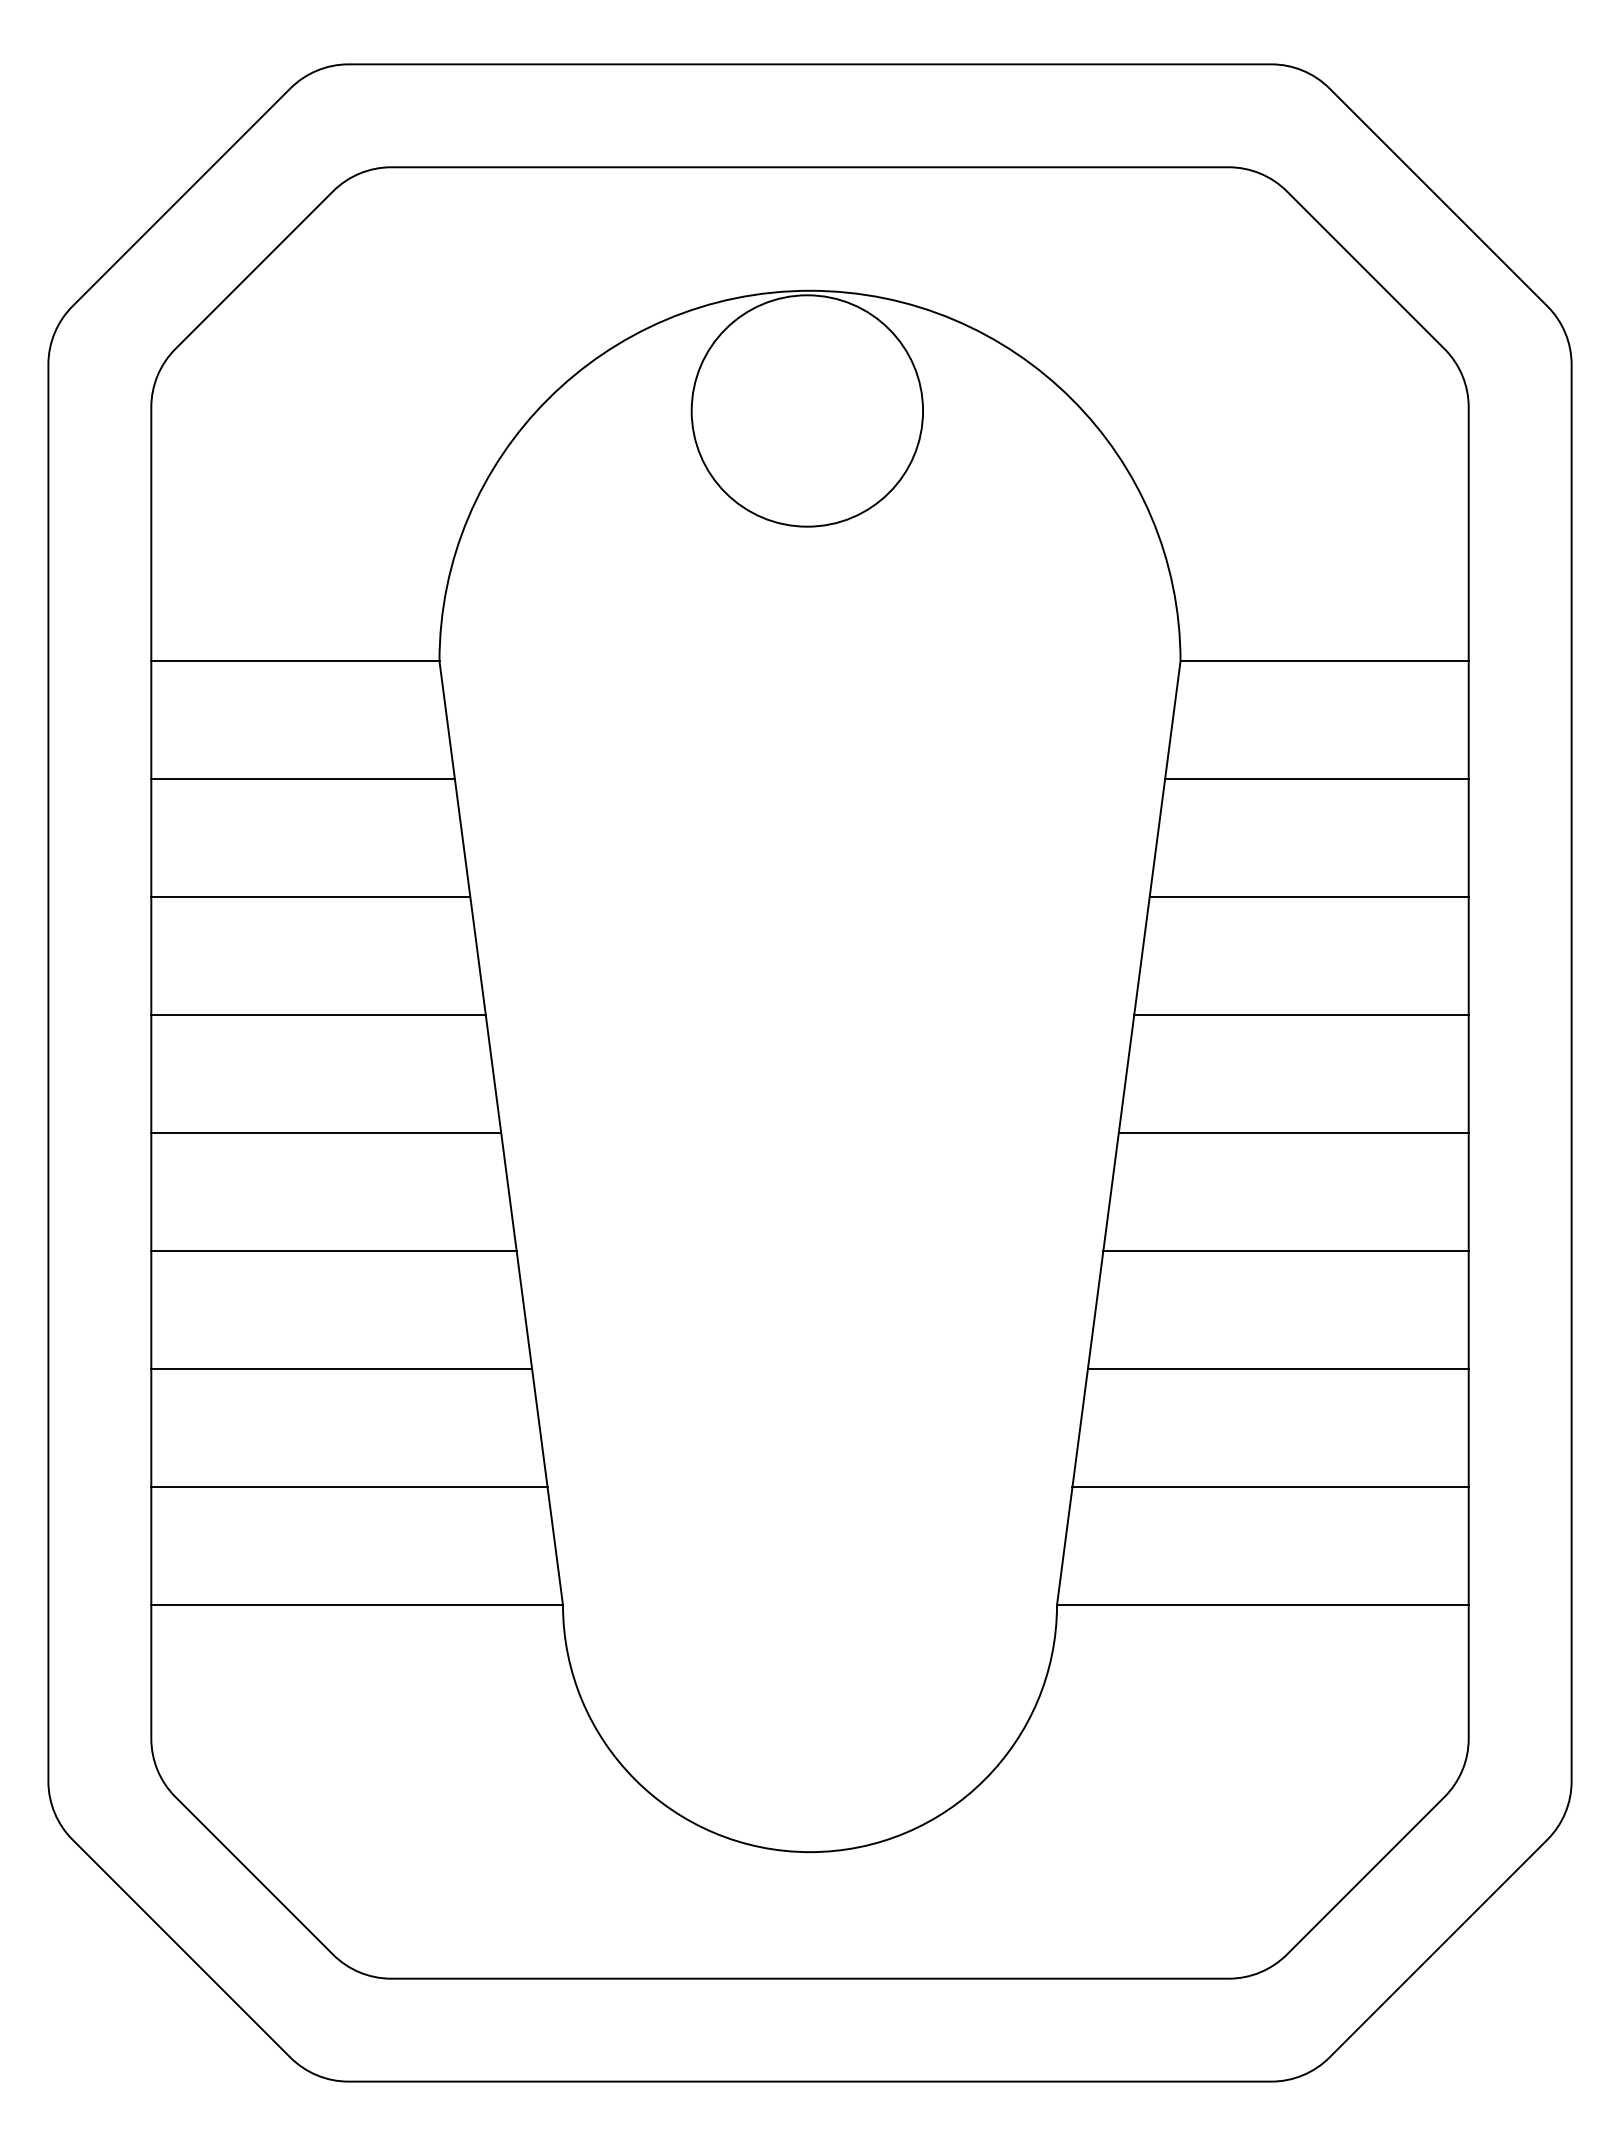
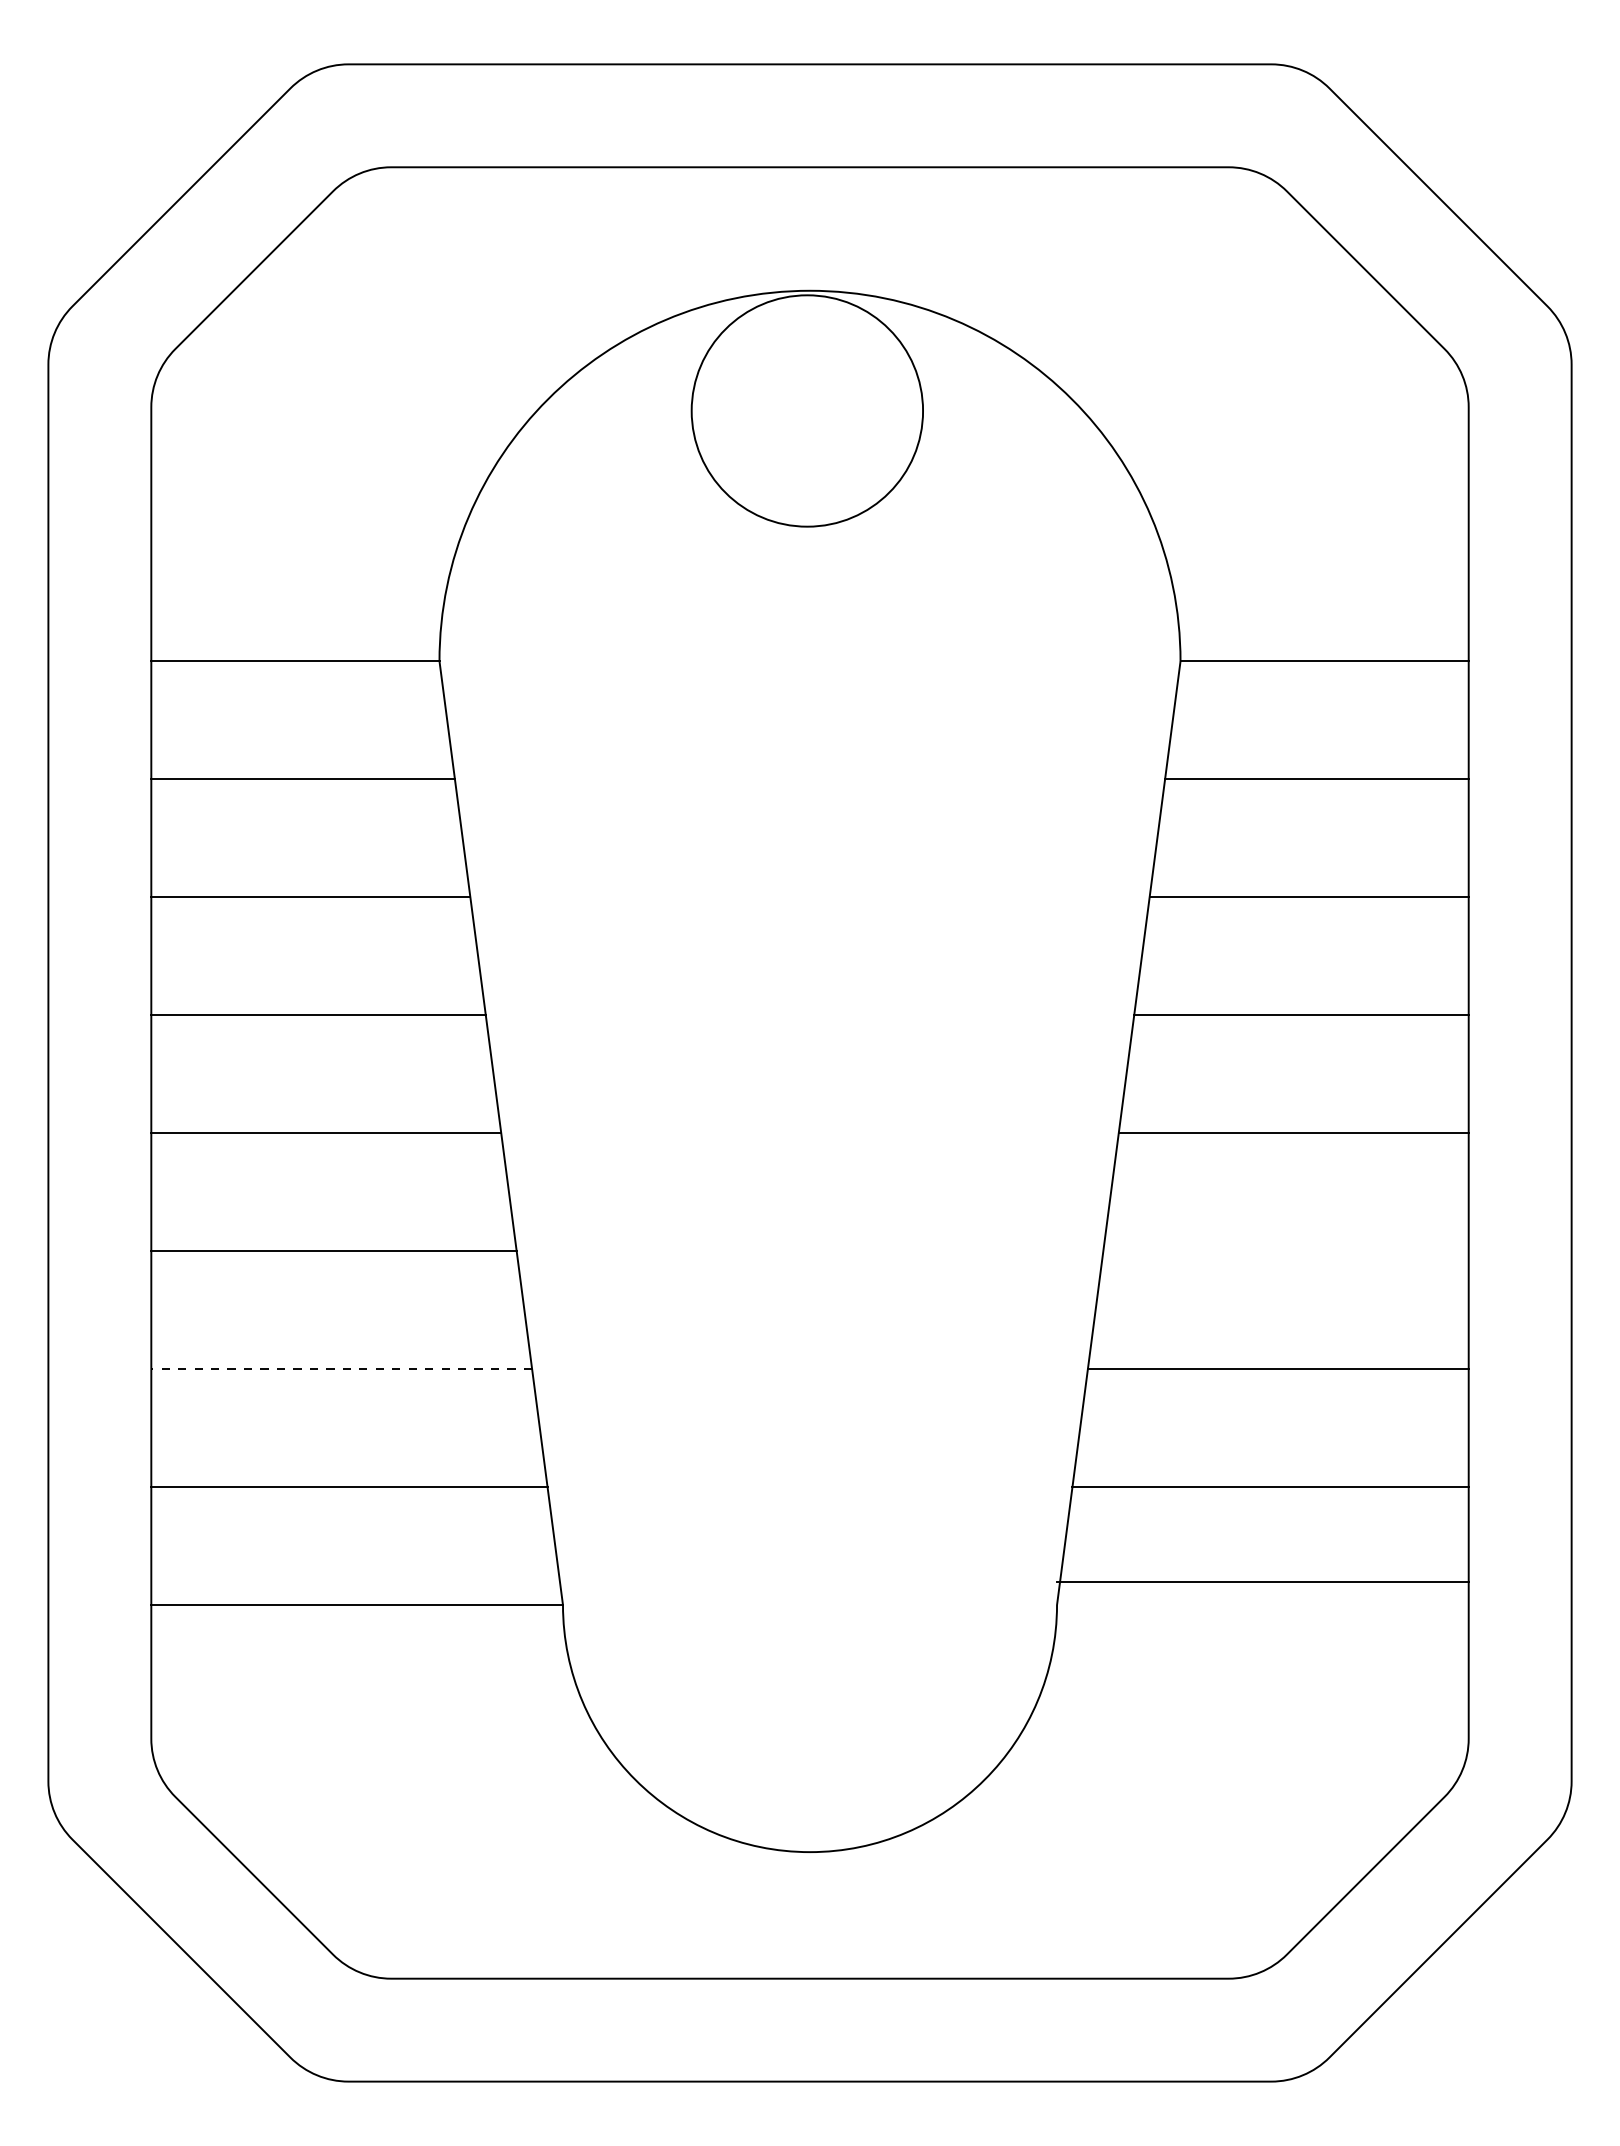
line: present -> none (1285, 1251)
line: solid -> dashed (341, 1369)
line position: (1262, 1605) -> (1262, 1582) (1262, 1582)
